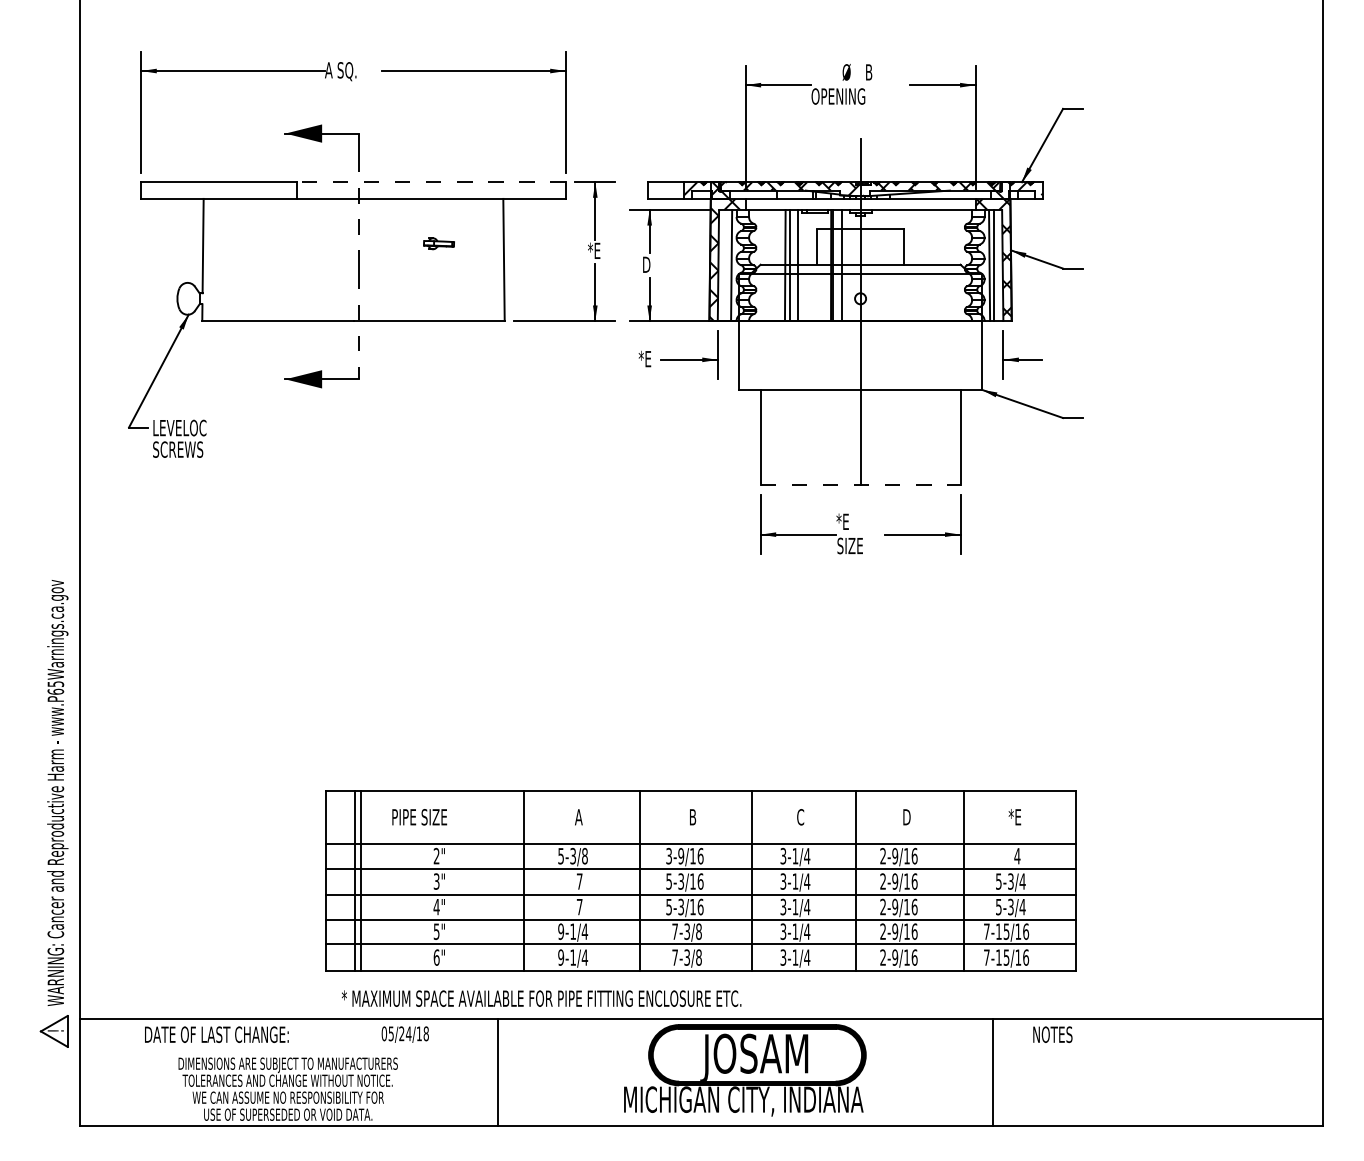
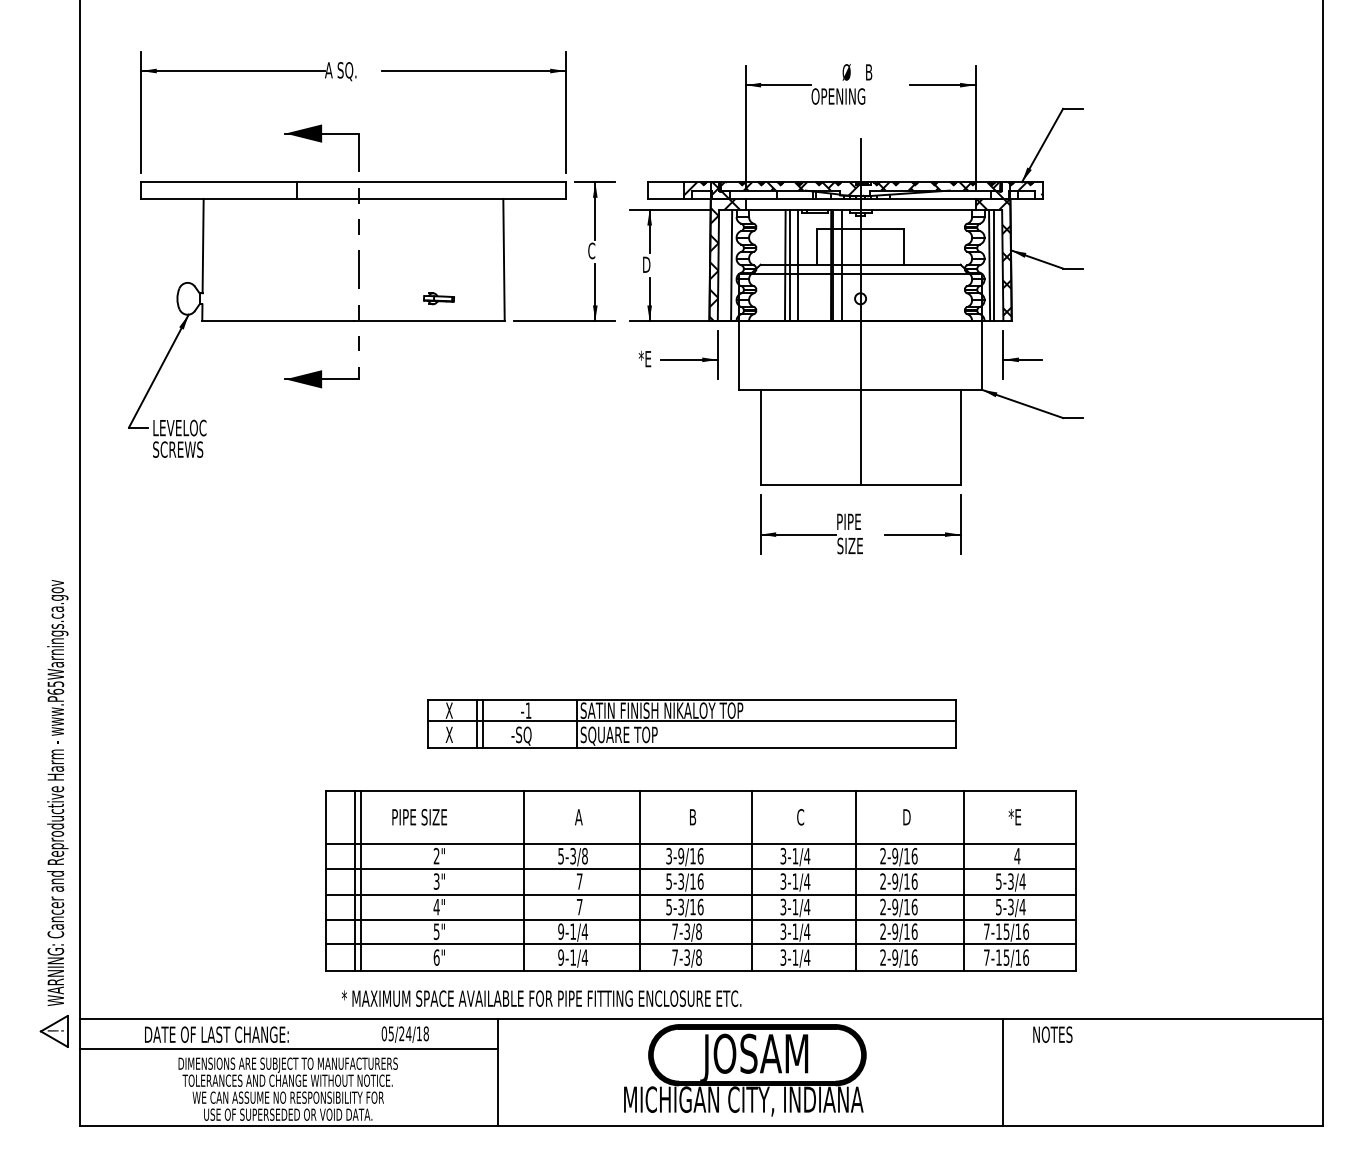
line: dashed -> solid (431, 182)
part position: (438, 243) -> (438, 298) (438, 298)
text: *E -> C (594, 250)
line: dashed -> solid (860, 485)
text: *E -> PIPE (848, 521)
part: none -> present (691, 723)
line: none -> present (288, 1048)
line position: (992, 1072) -> (1002, 1072) (1002, 1072)
